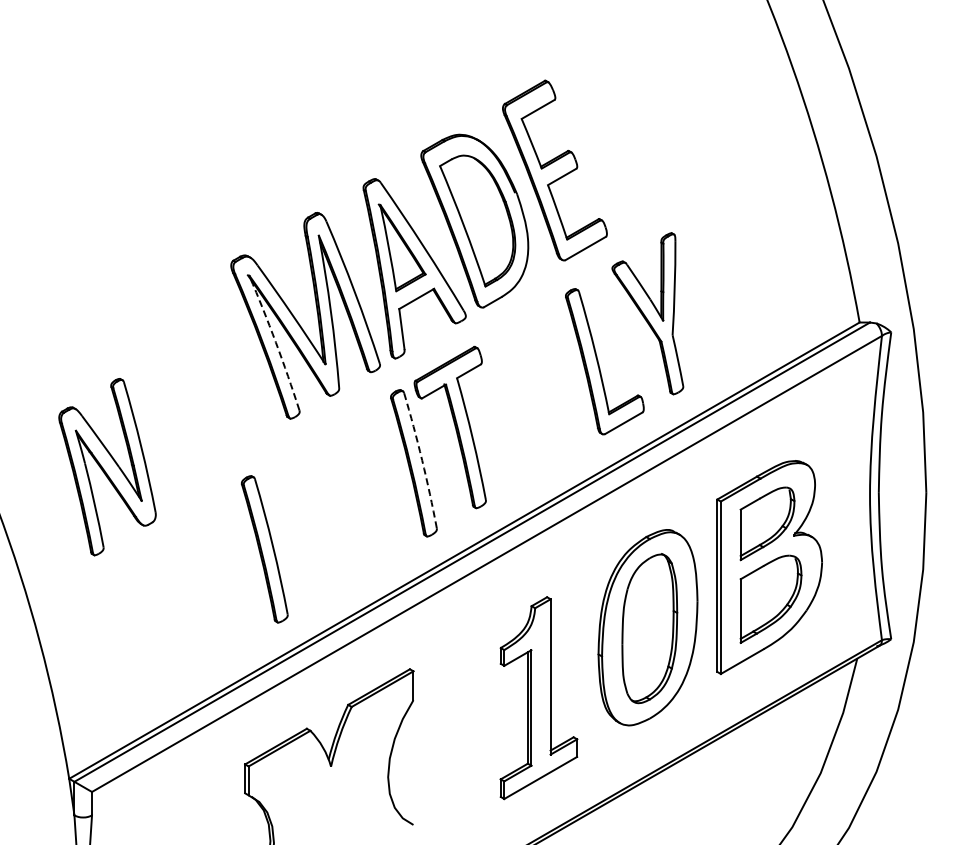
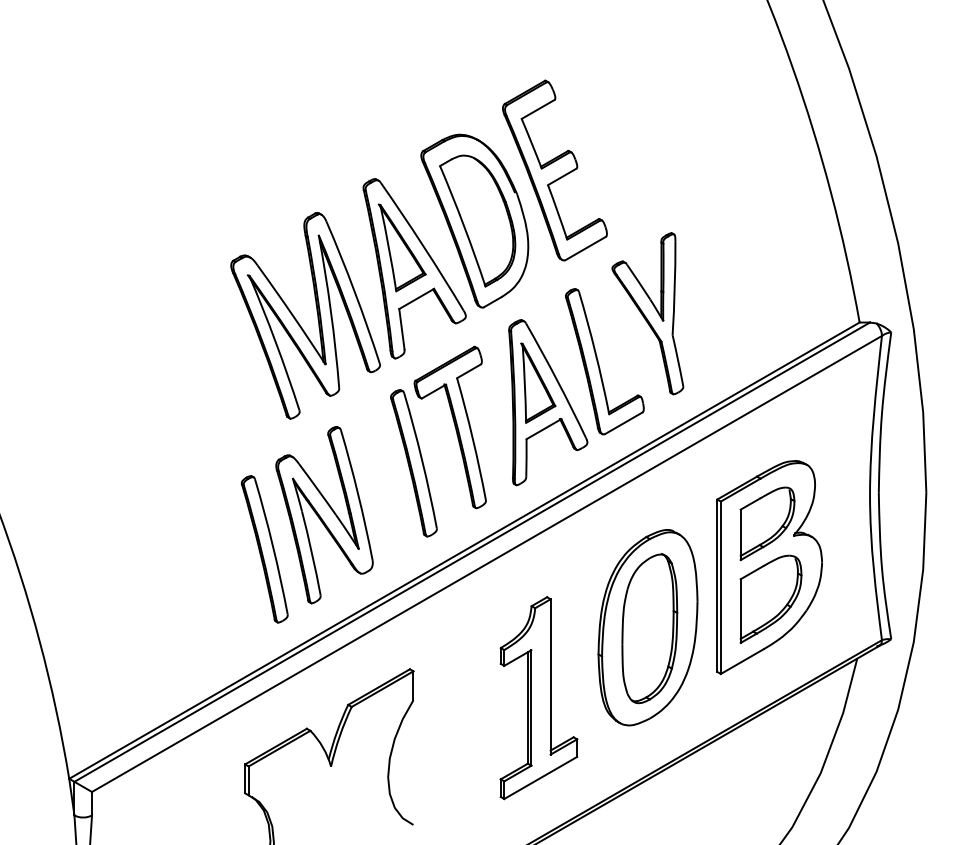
arc: dashed -> solid (275, 342)
part: none -> present (548, 402)
arc: dashed -> solid (422, 460)
part position: (107, 467) -> (324, 515) (324, 515)
